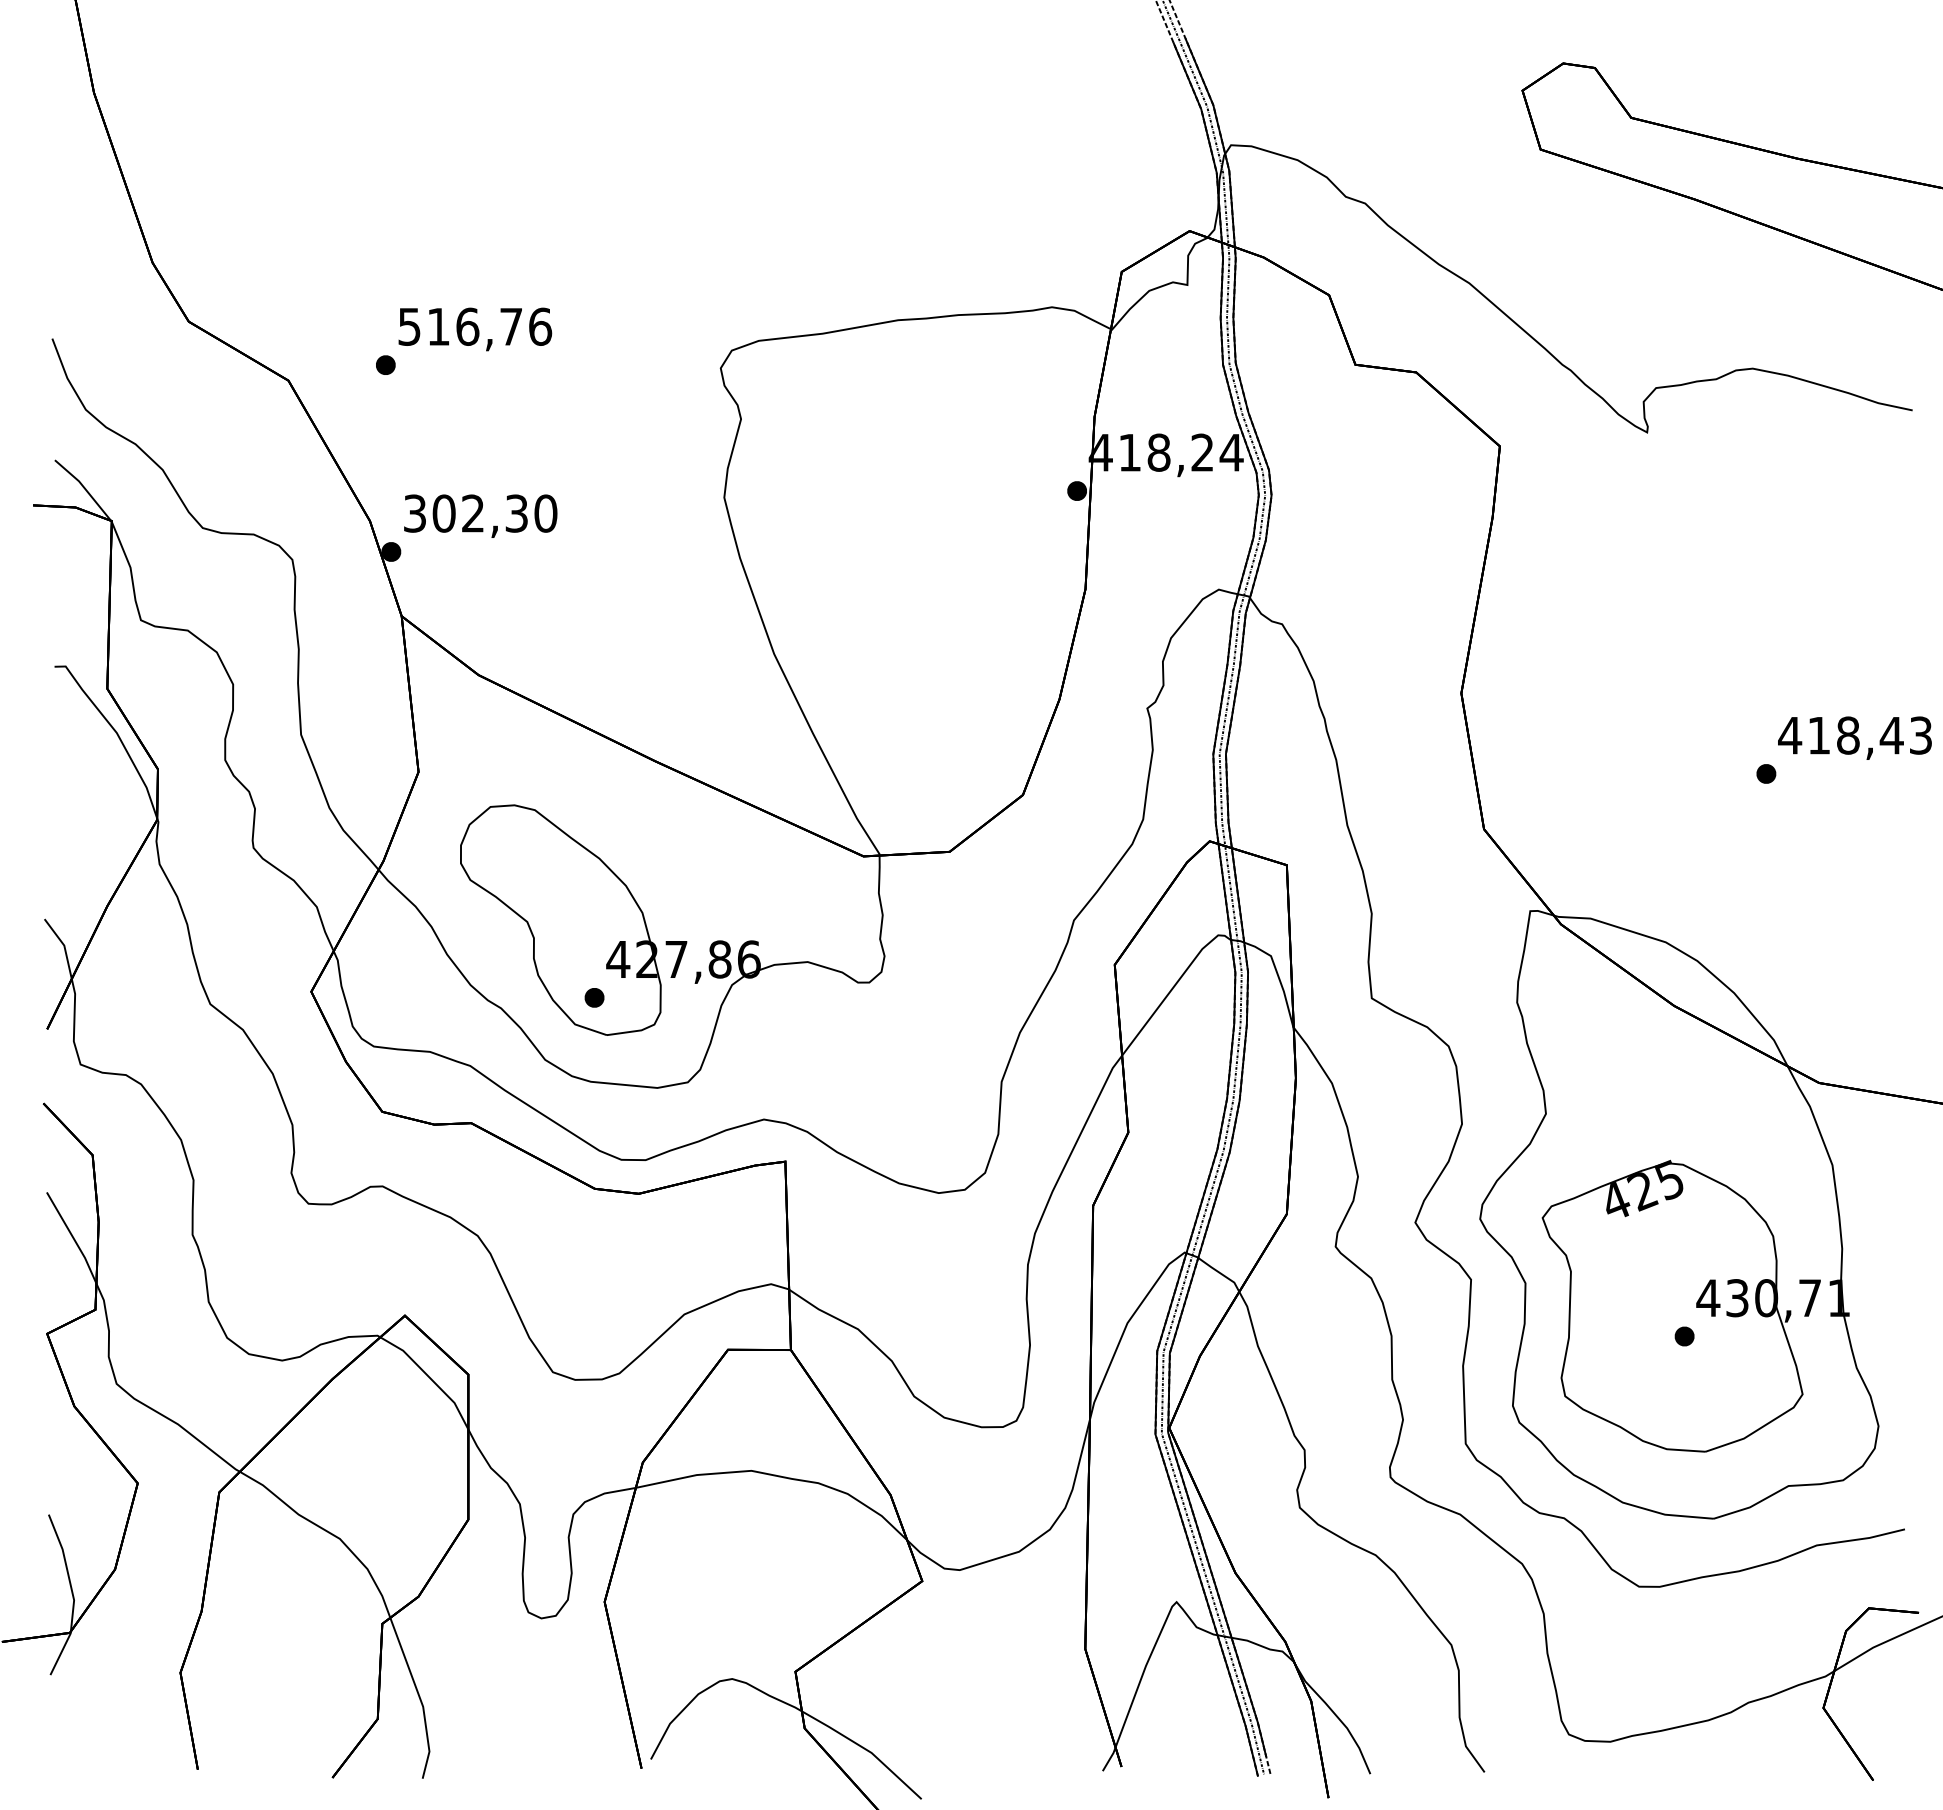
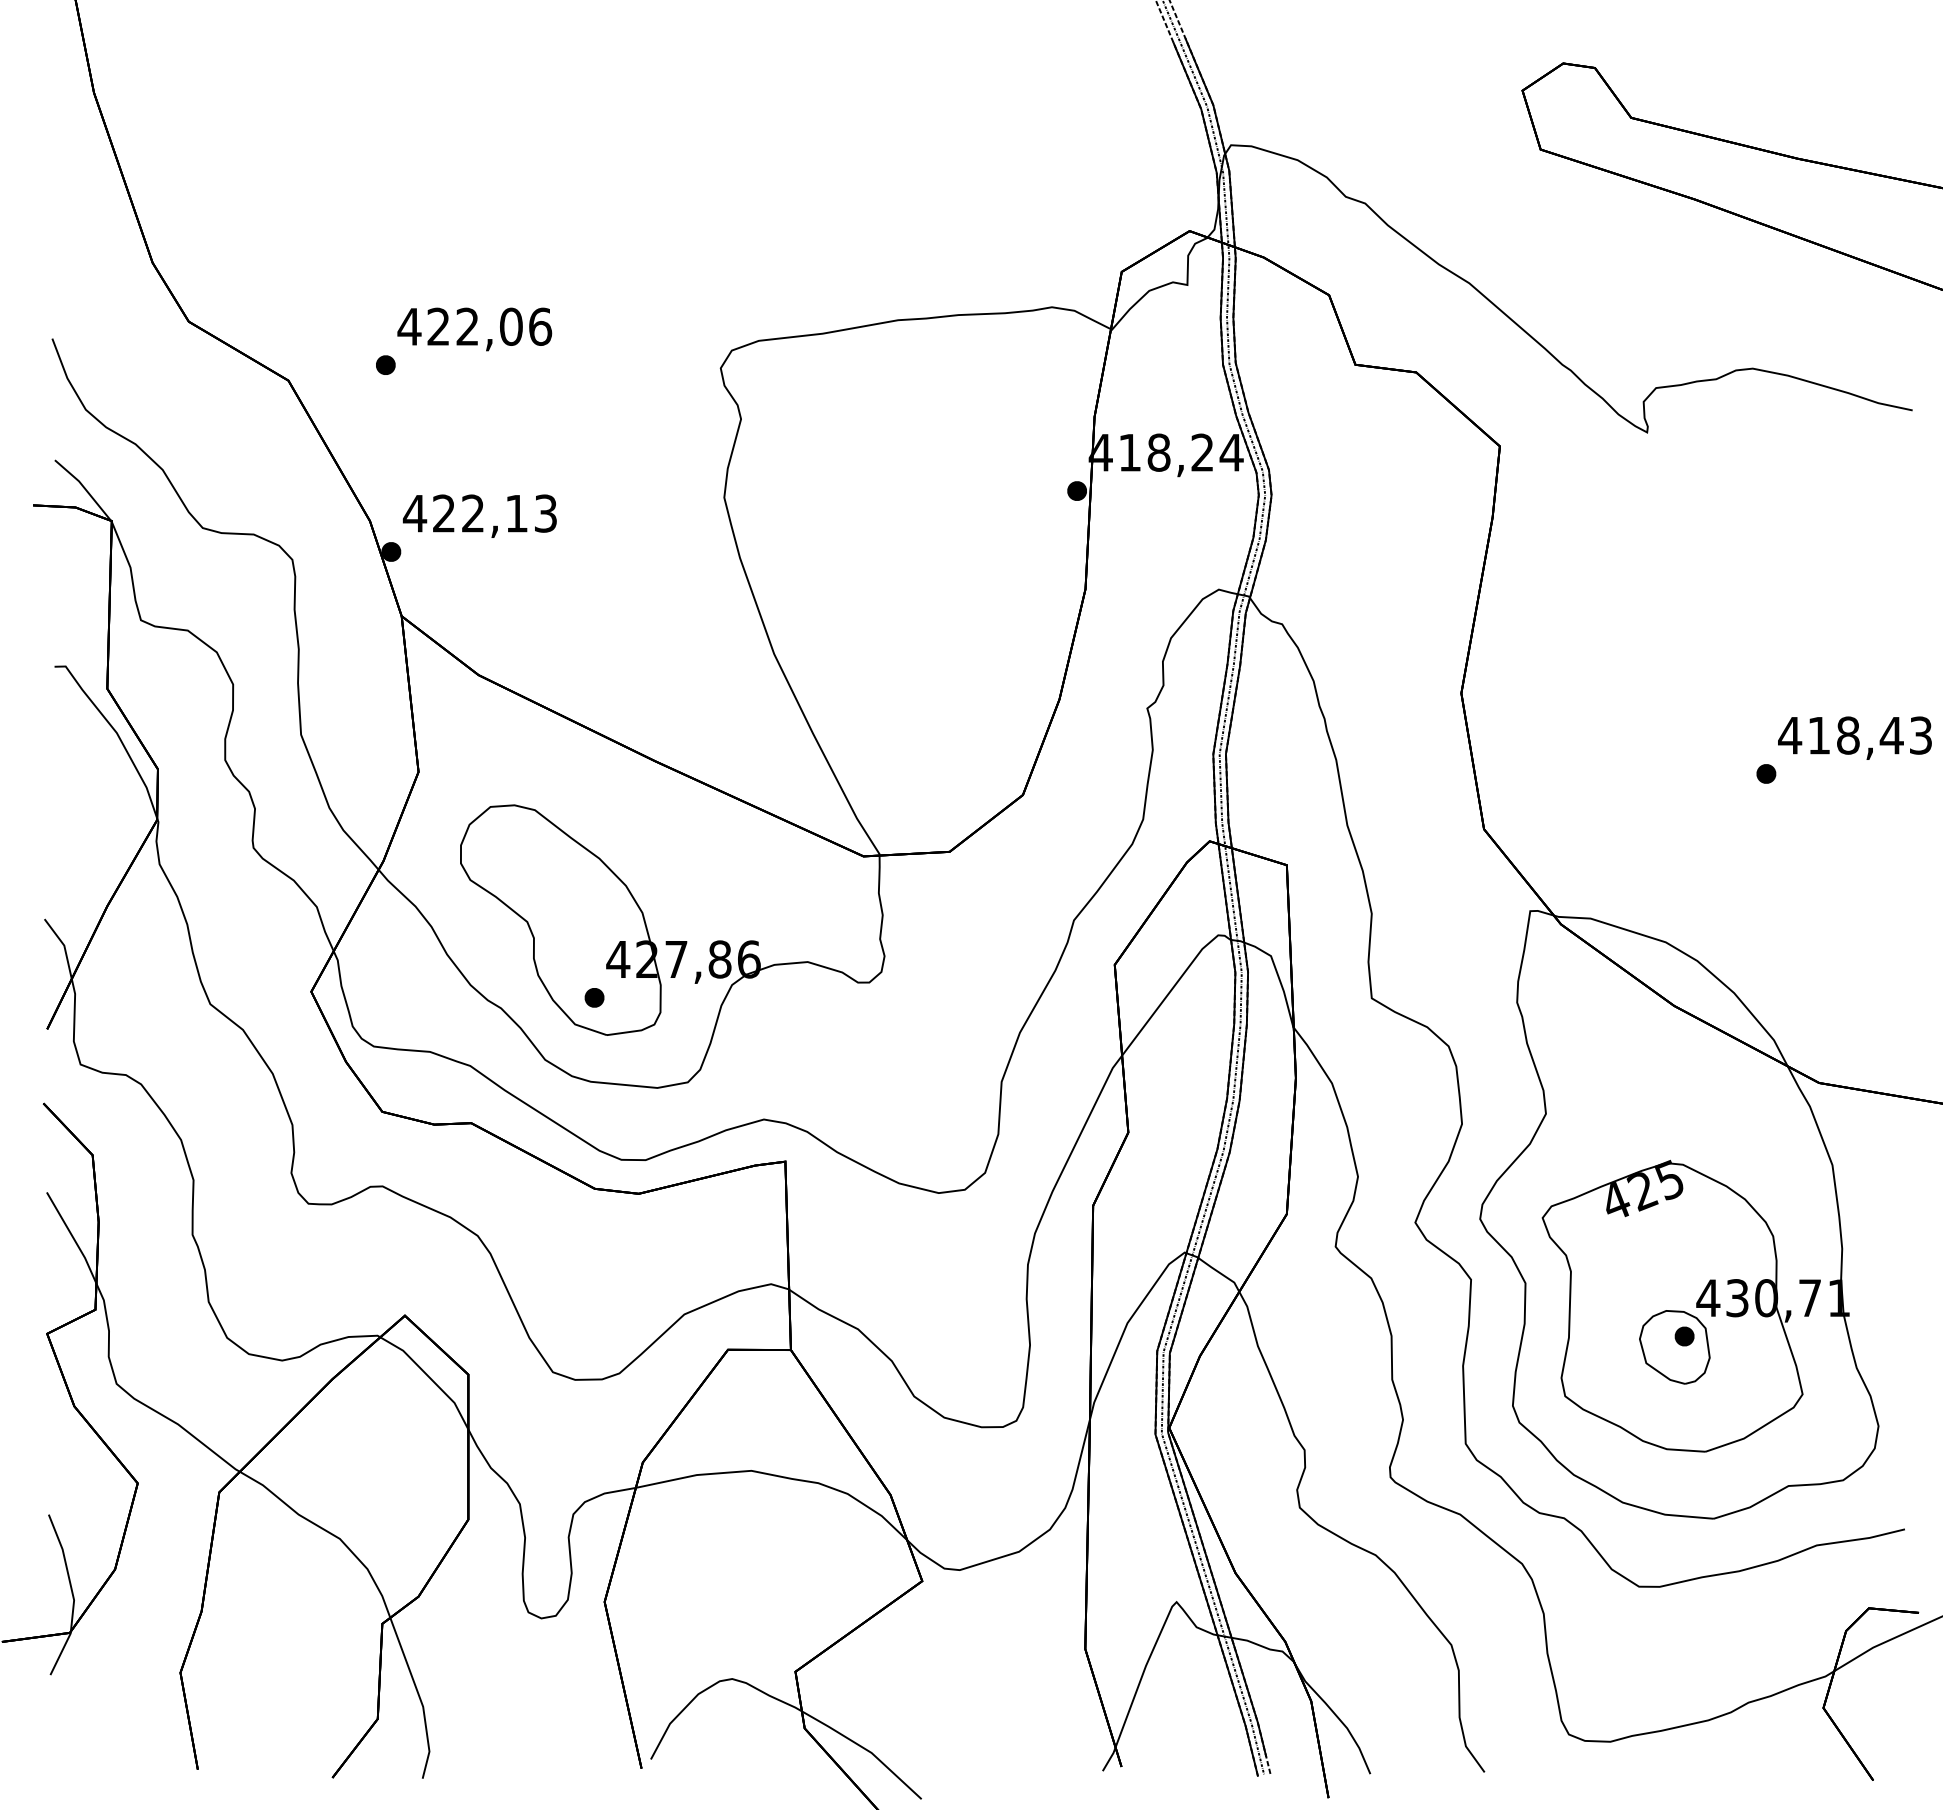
text: 516,76 -> 422,06 (459, 326)
text: 302,30 -> 422,13 (479, 513)
part: none -> present (1674, 1347)
